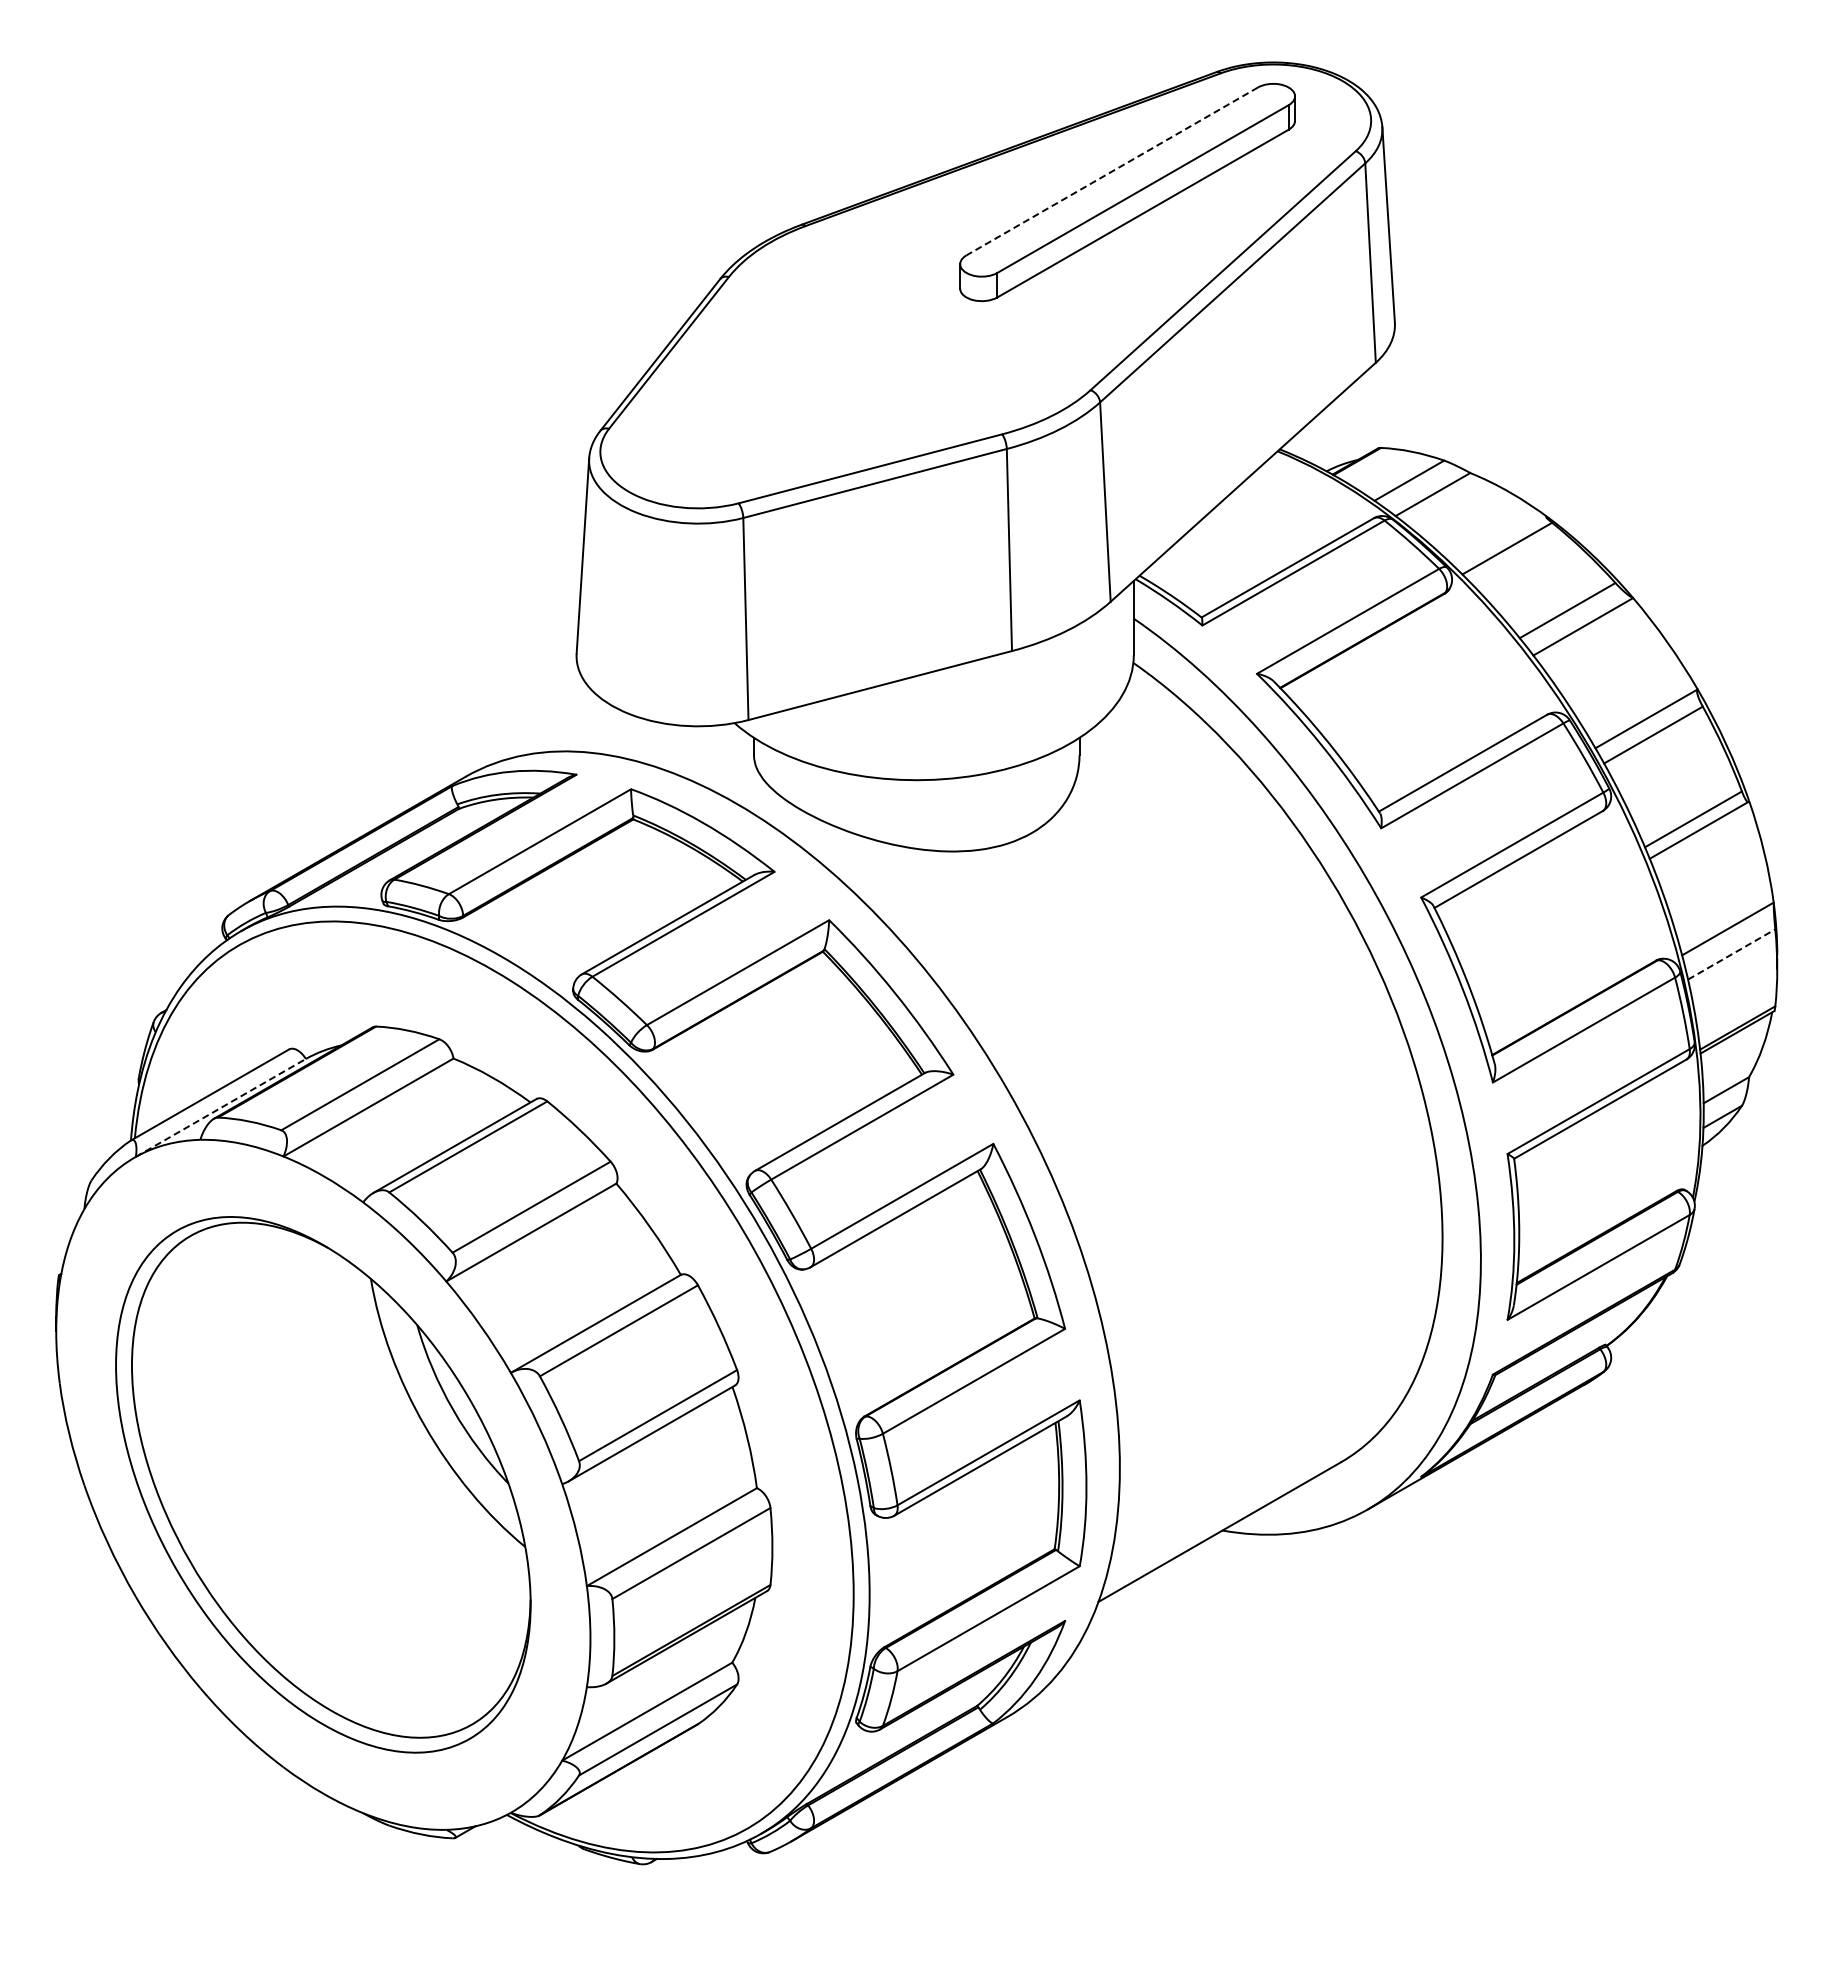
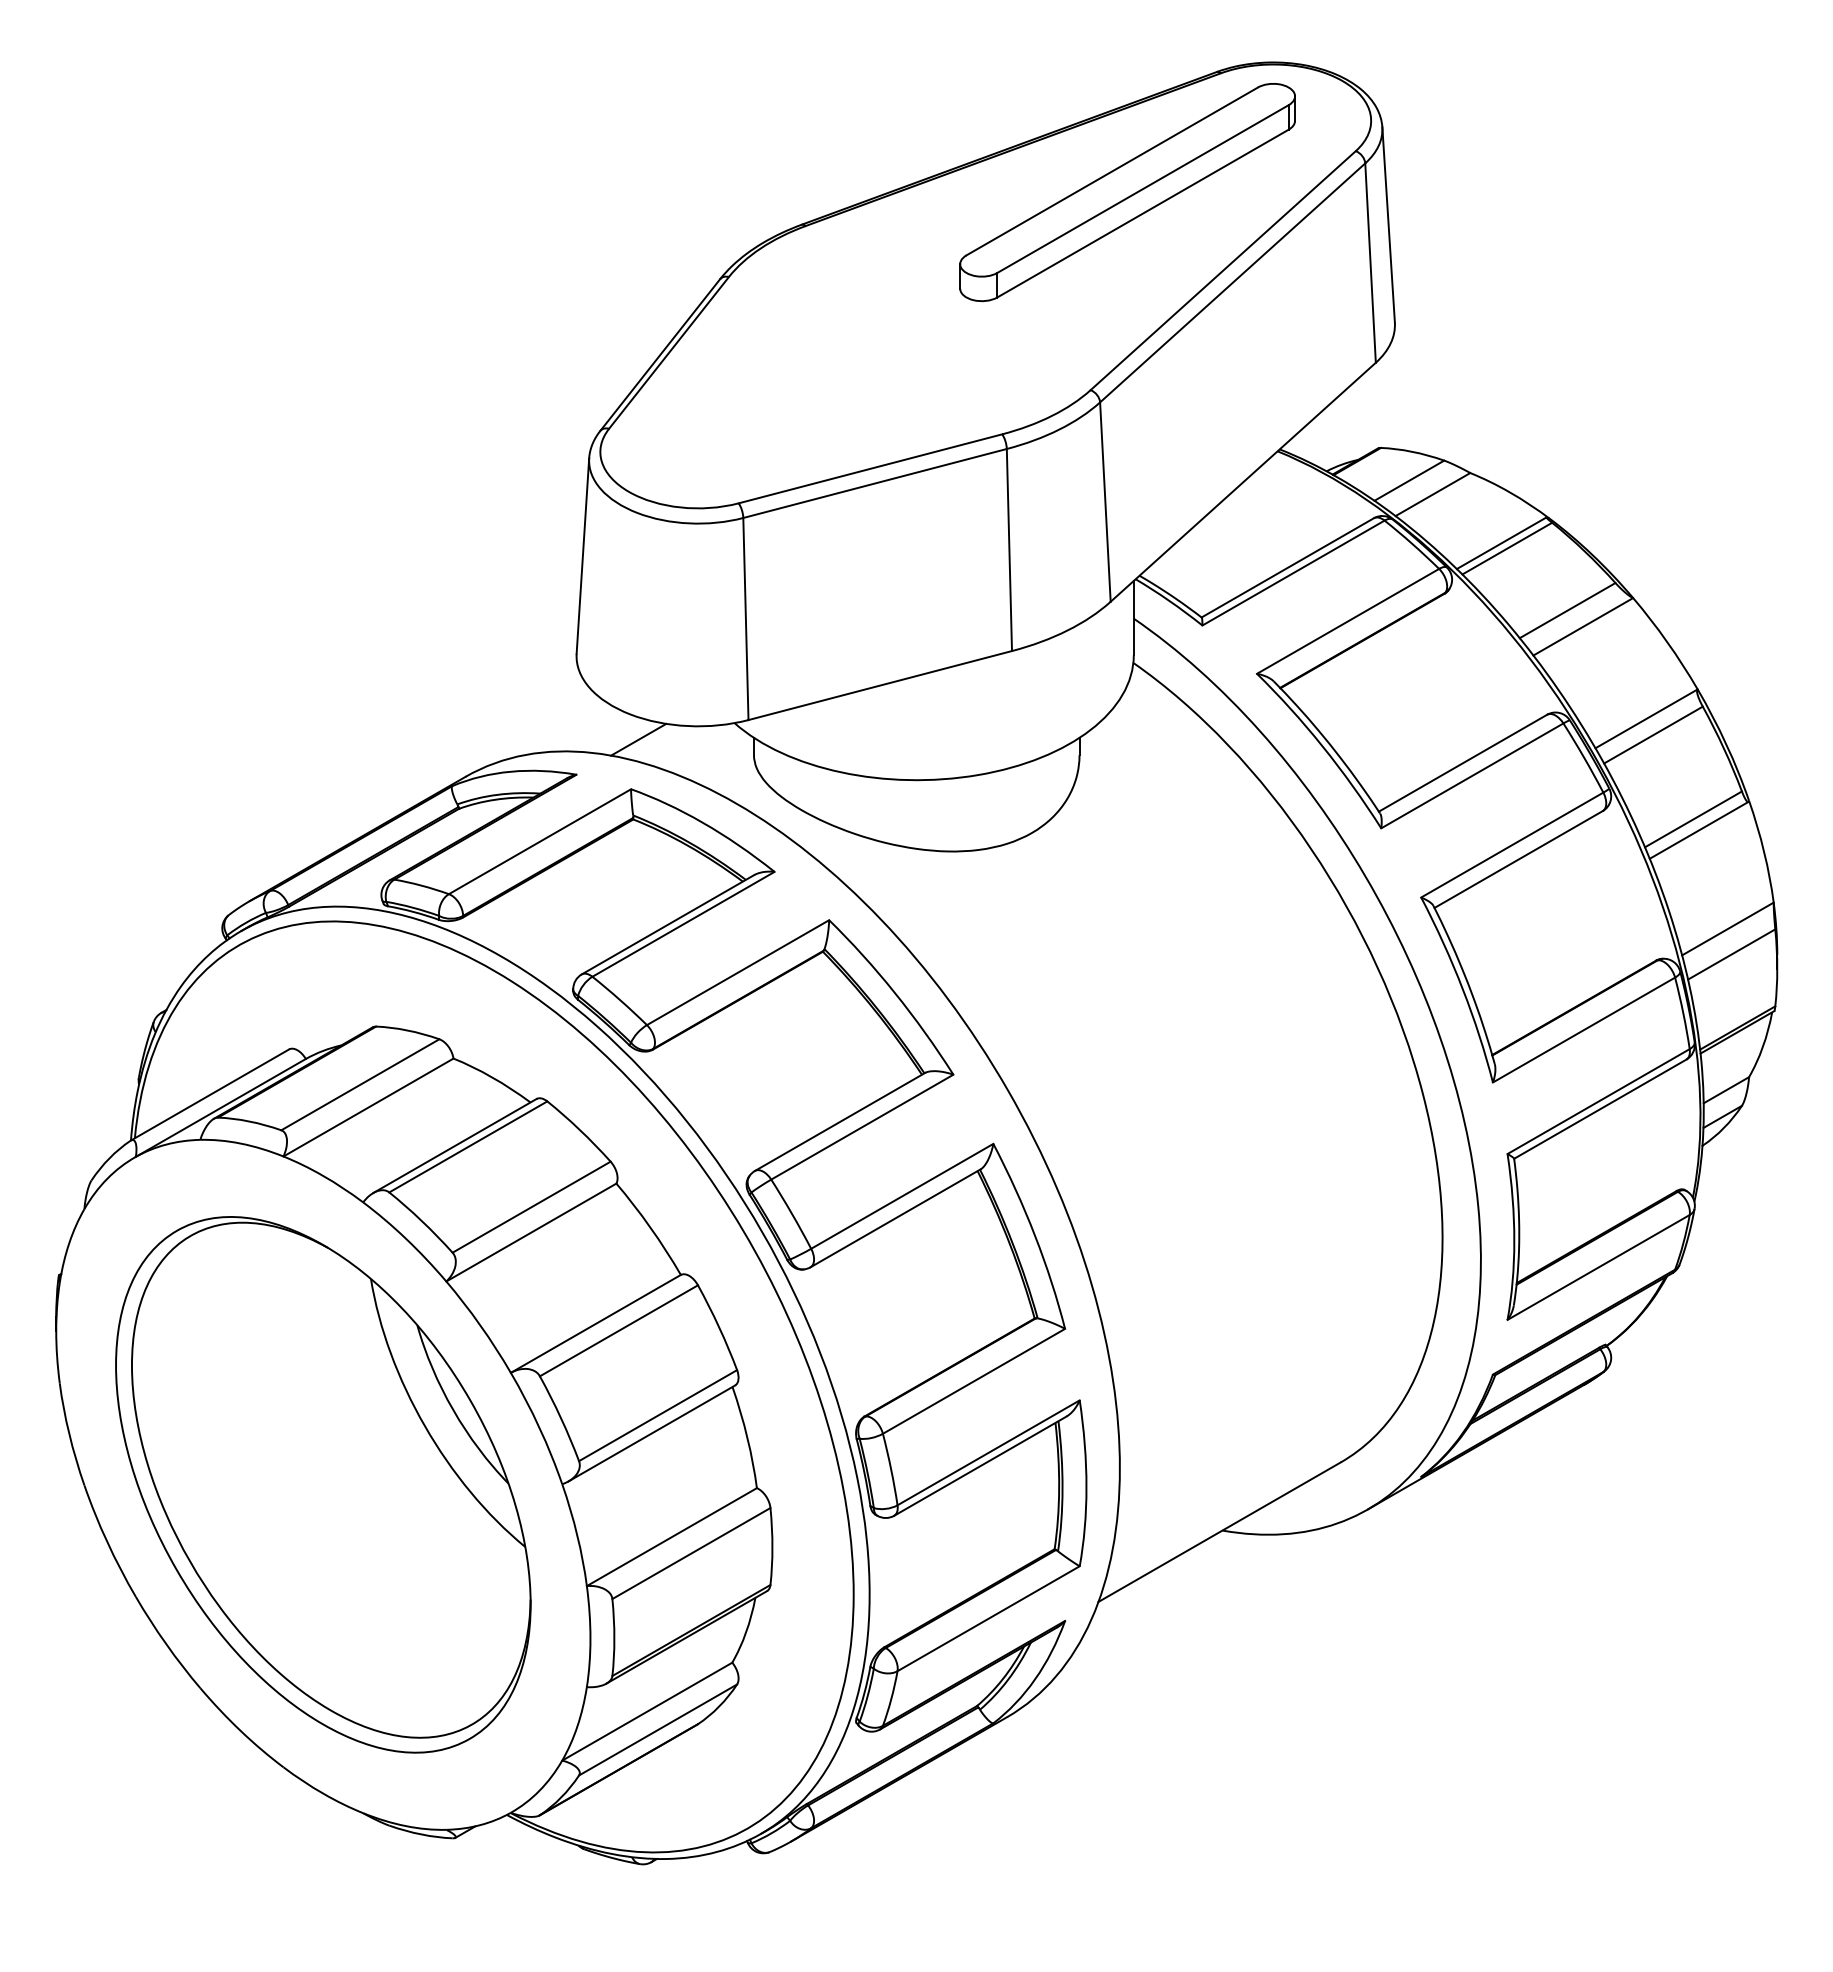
line: dashed -> solid (1111, 171)
line: none -> present (1501, 543)
line: none -> present (638, 739)
line: dashed -> solid (1732, 954)
line: dashed -> solid (221, 1107)
